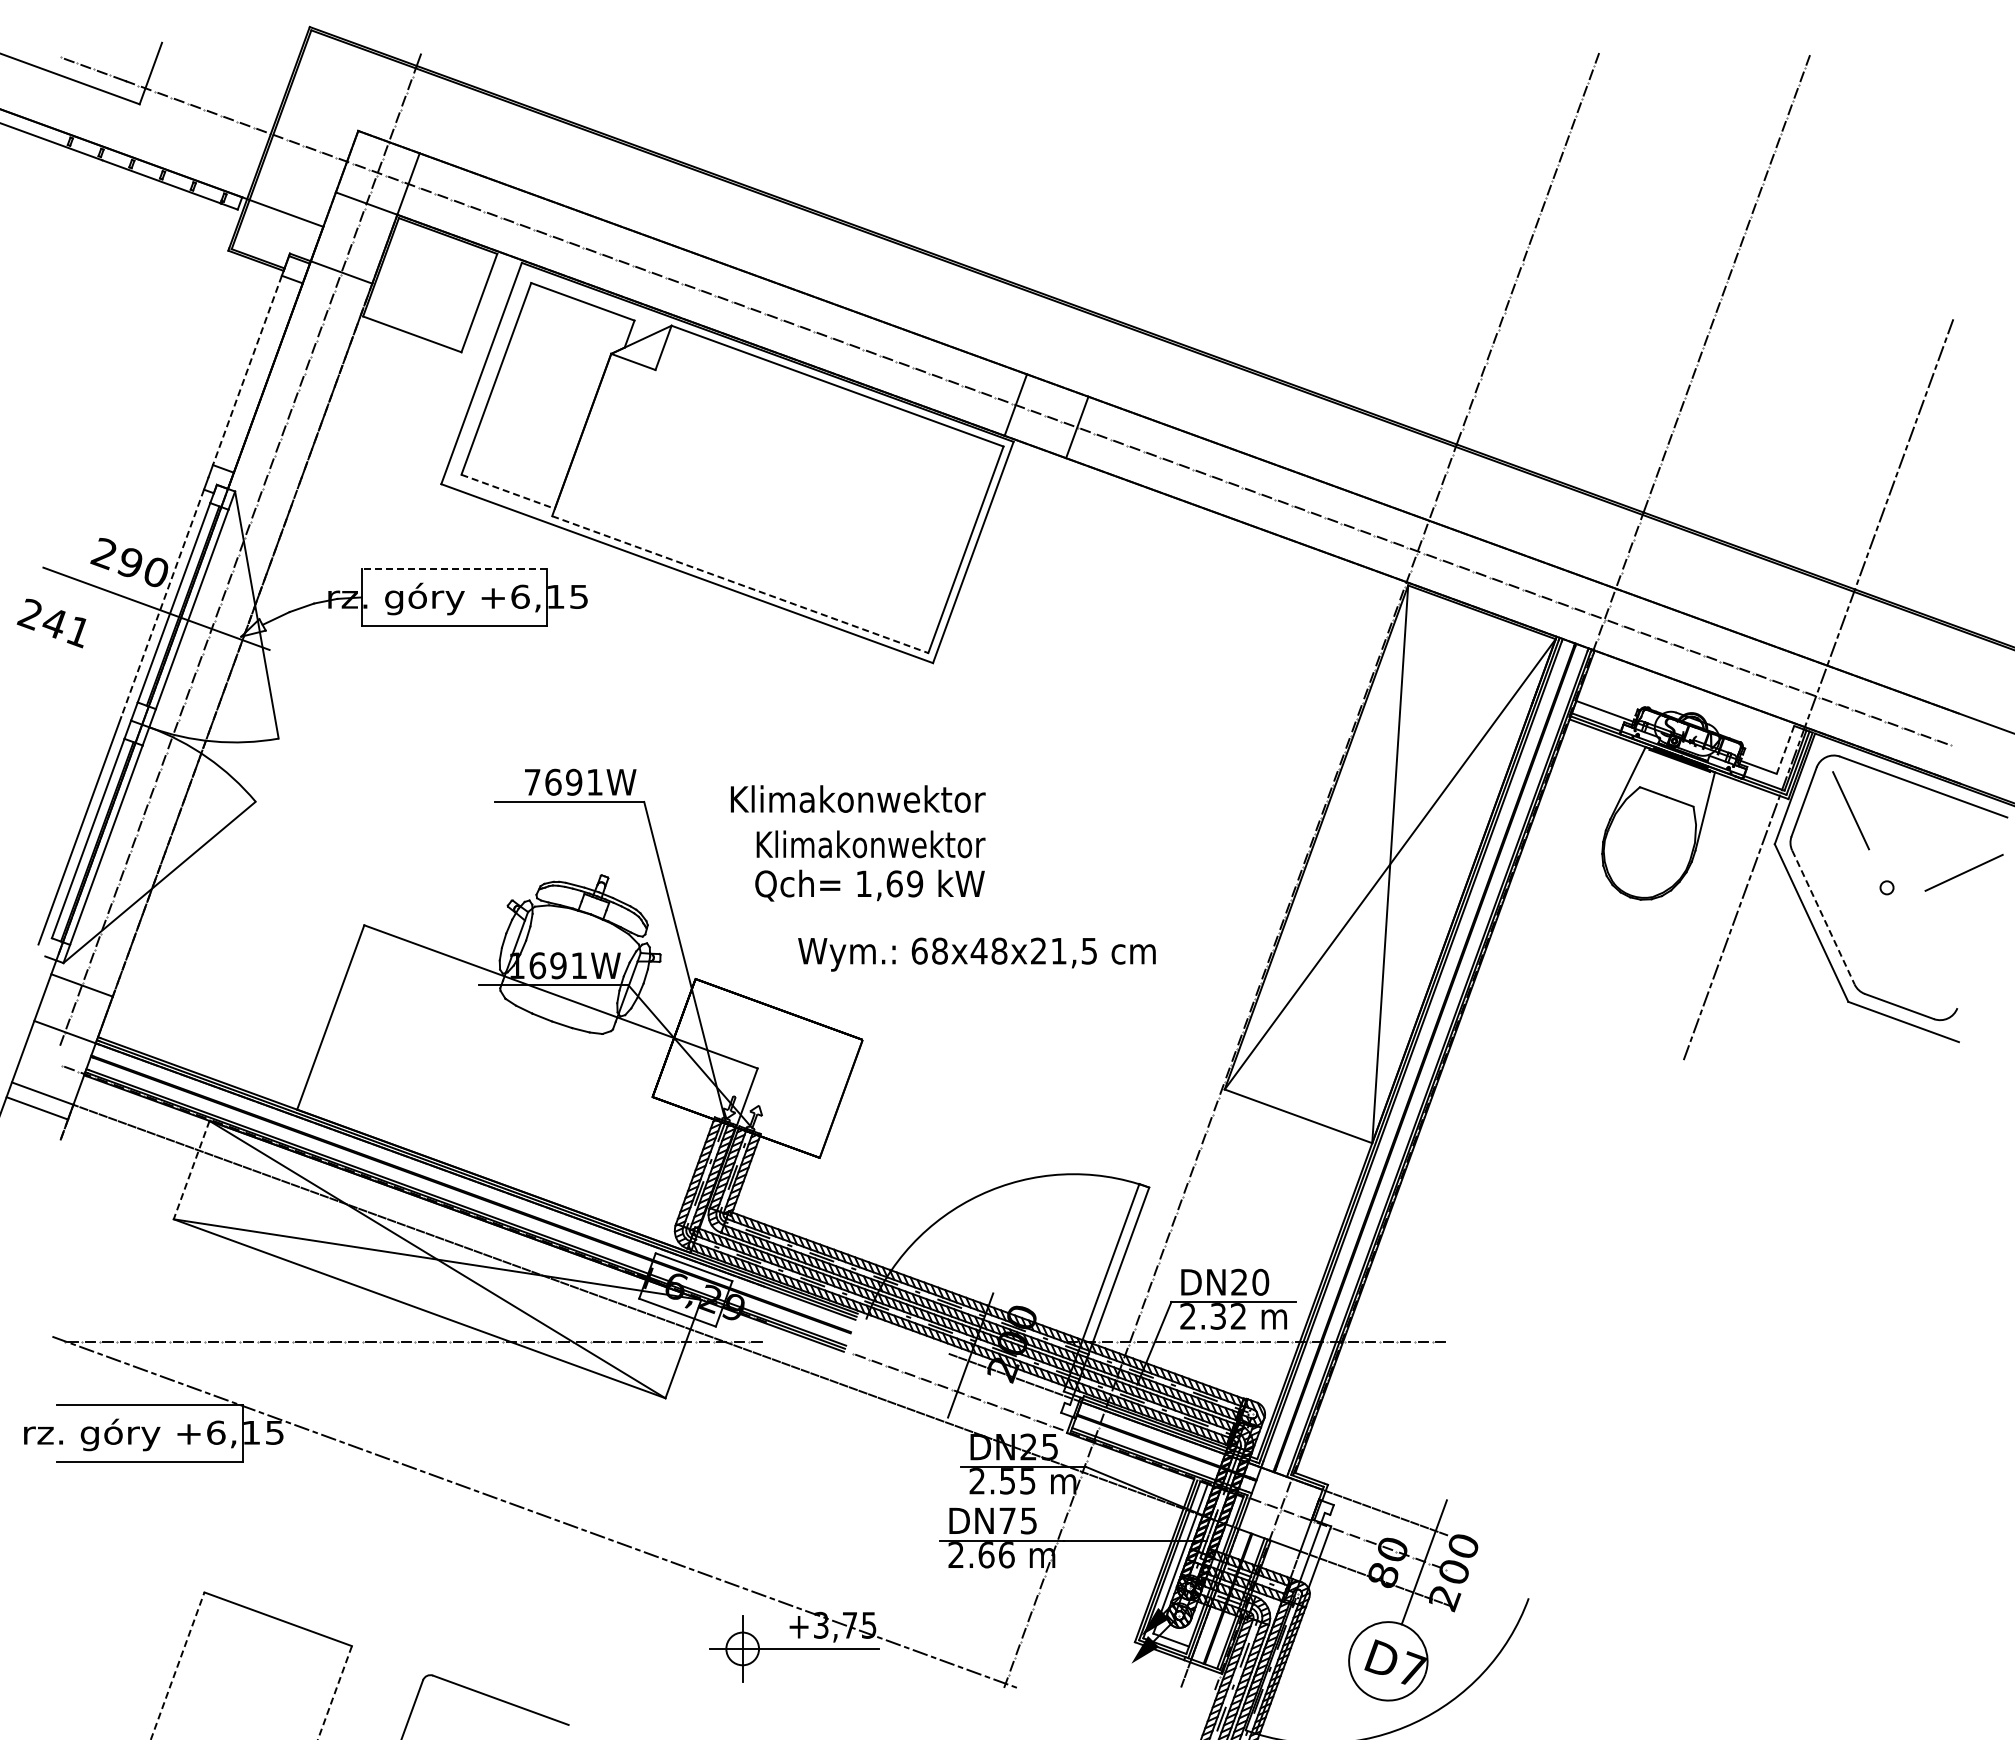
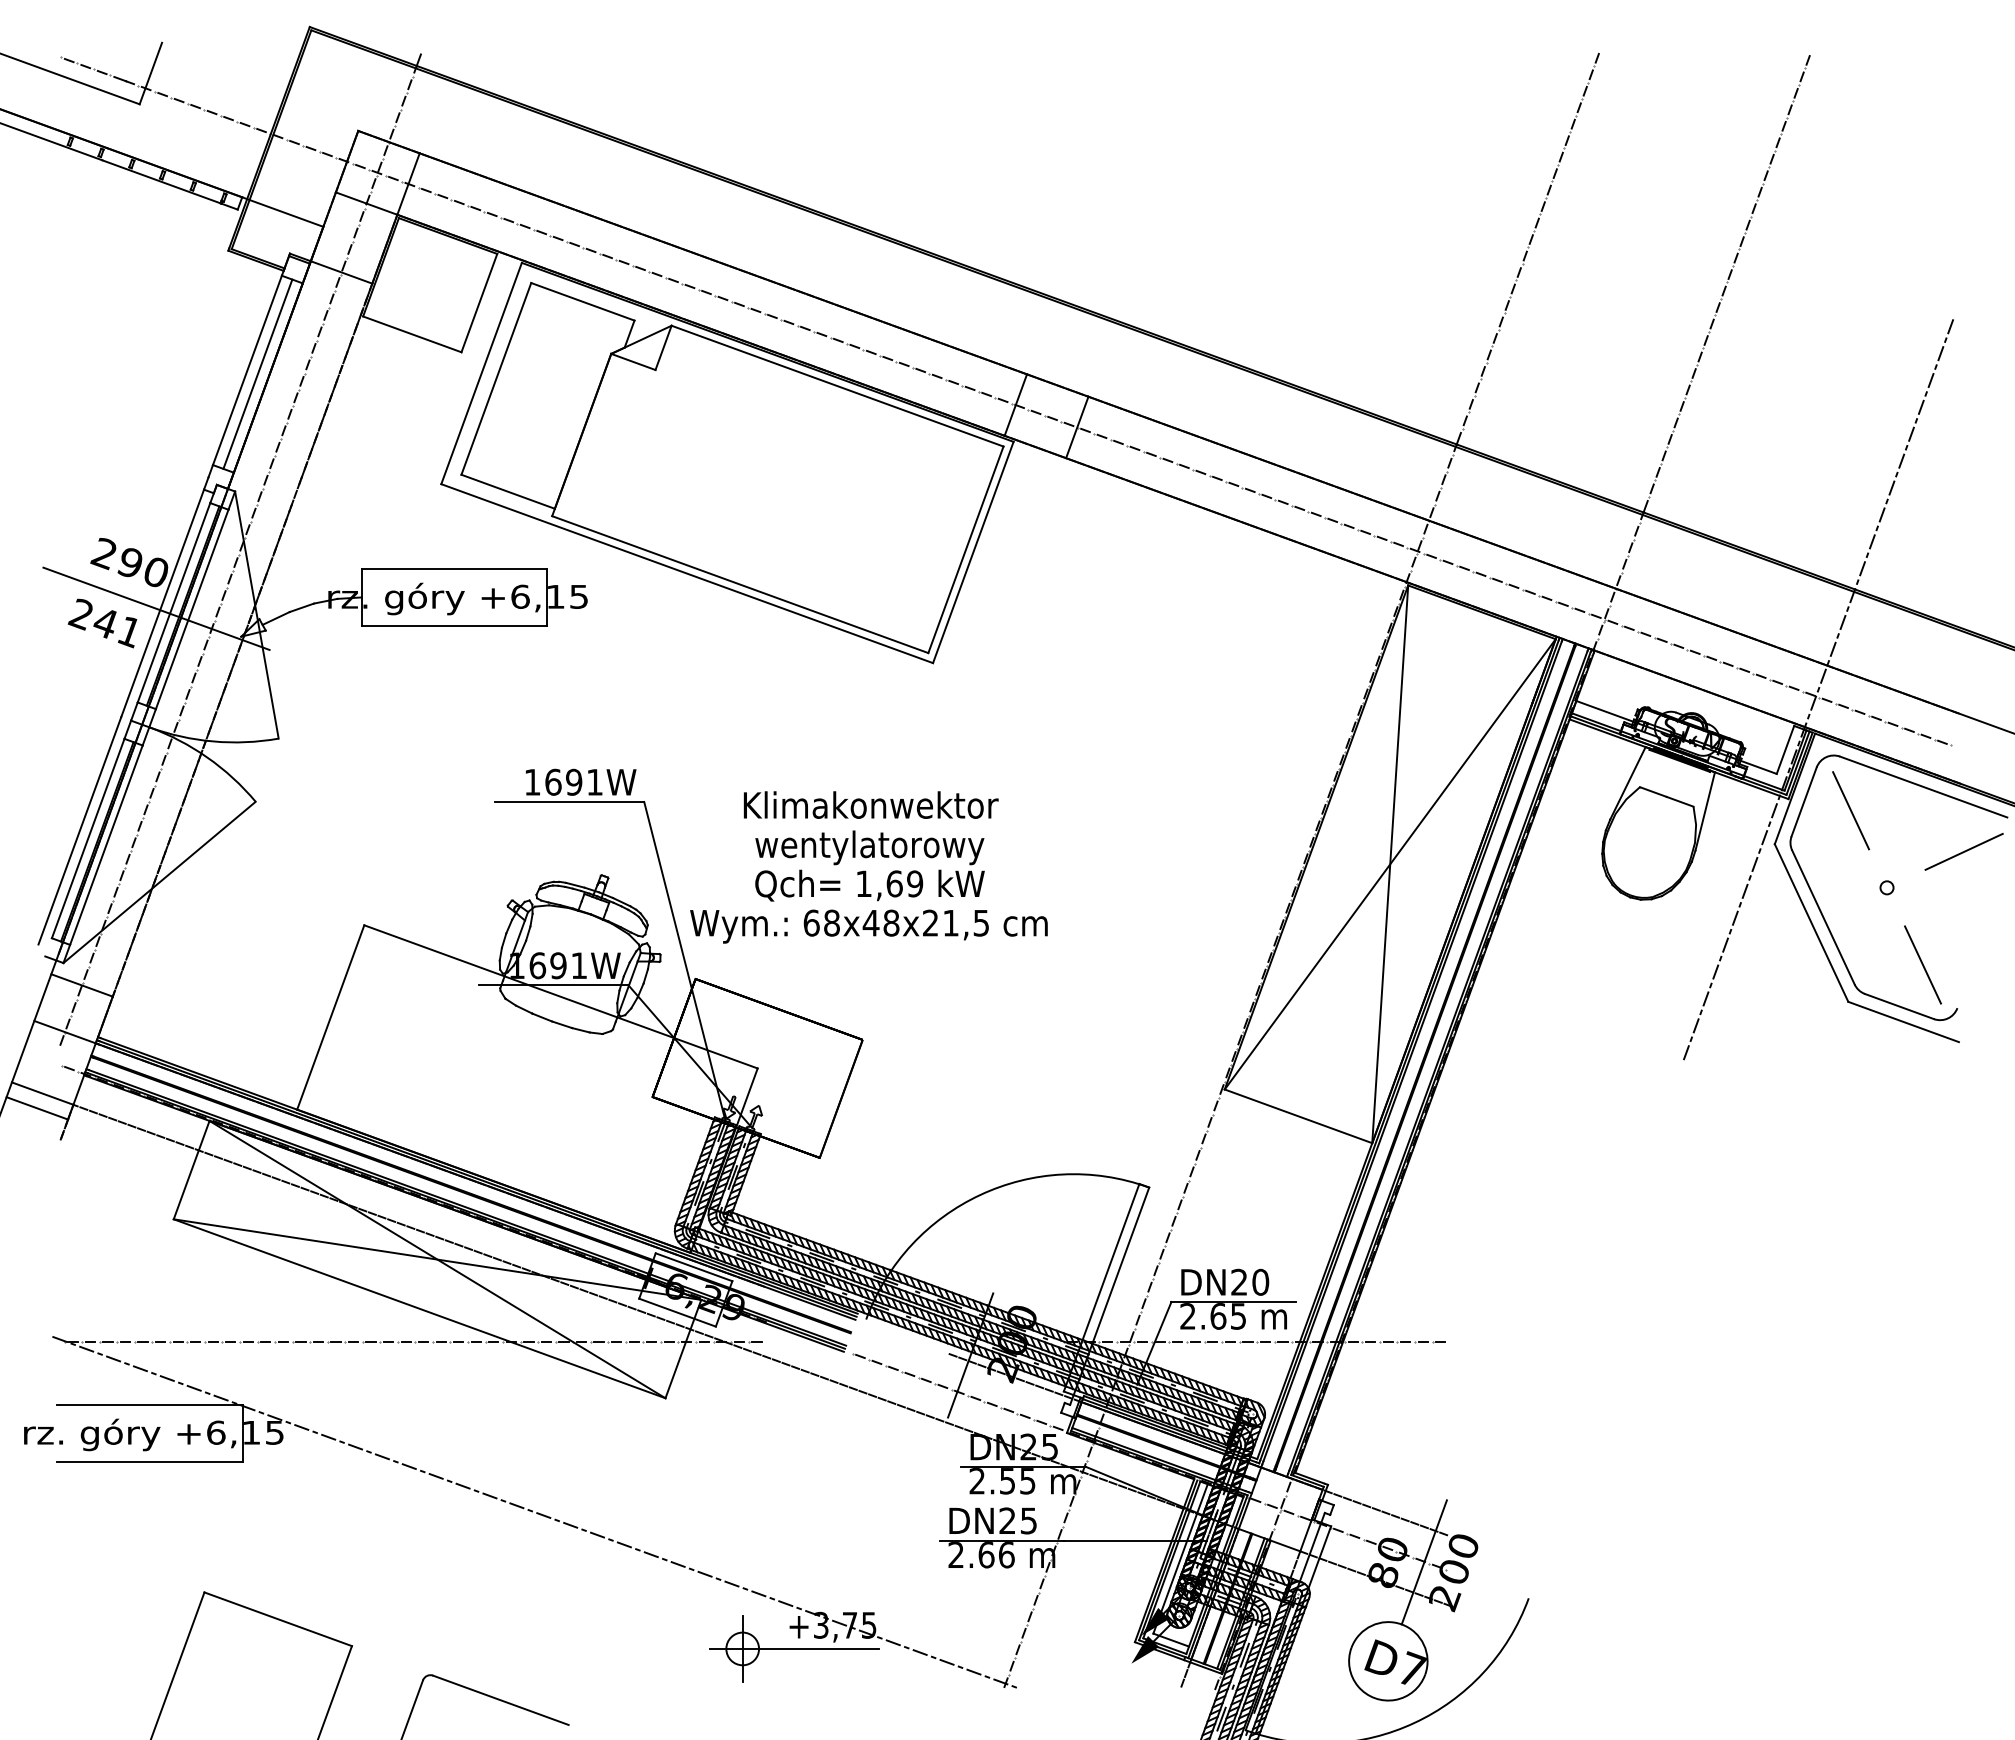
line: dashed -> solid (247, 370)
line: none -> present (257, 373)
line: dashed -> solid (508, 491)
line: dashed -> solid (454, 568)
line: dashed -> solid (740, 584)
line: dashed -> solid (162, 603)
text position: (51, 623) -> (102, 623) (102, 623)
line: dashed -> solid (1785, 749)
text: 7691W -> 1691W (532, 782)
text position: (857, 798) -> (870, 804) (870, 804)
text: Klimakonwektor -> wentylatorowy (870, 847)
line position: (1963, 872) -> (1963, 851) (1963, 851)
line: dashed -> solid (1823, 917)
text position: (976, 954) -> (868, 926) (868, 926)
line: none -> present (1922, 964)
line: dashed -> solid (191, 1170)
text: 2.32 -> 2.65 (1227, 1316)
text: DN75 -> DN25 (1007, 1520)
line: dashed -> solid (177, 1665)
line: dashed -> solid (334, 1693)
